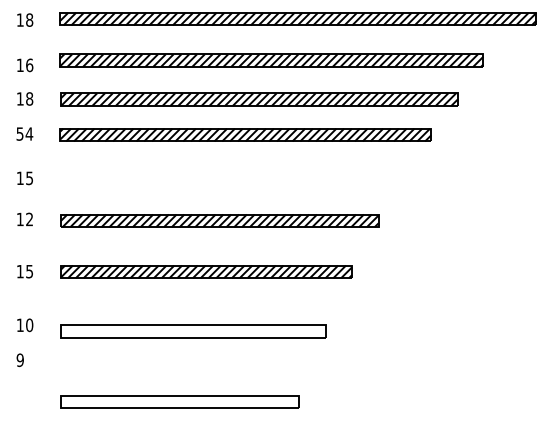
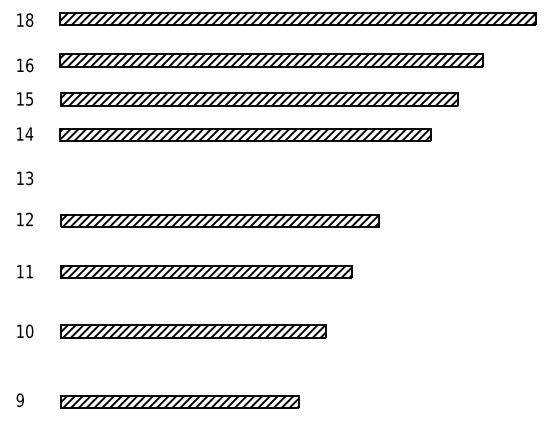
text: 18 -> 15 (29, 98)
text: 54 -> 14 (19, 133)
text: 15 -> 13 (29, 177)
text: 15 -> 11 (29, 271)
text position: (25, 325) -> (25, 331) (25, 331)
hatch: none -> present (192, 331)
text position: (19, 360) -> (19, 400) (19, 400)
hatch: none -> present (179, 401)
